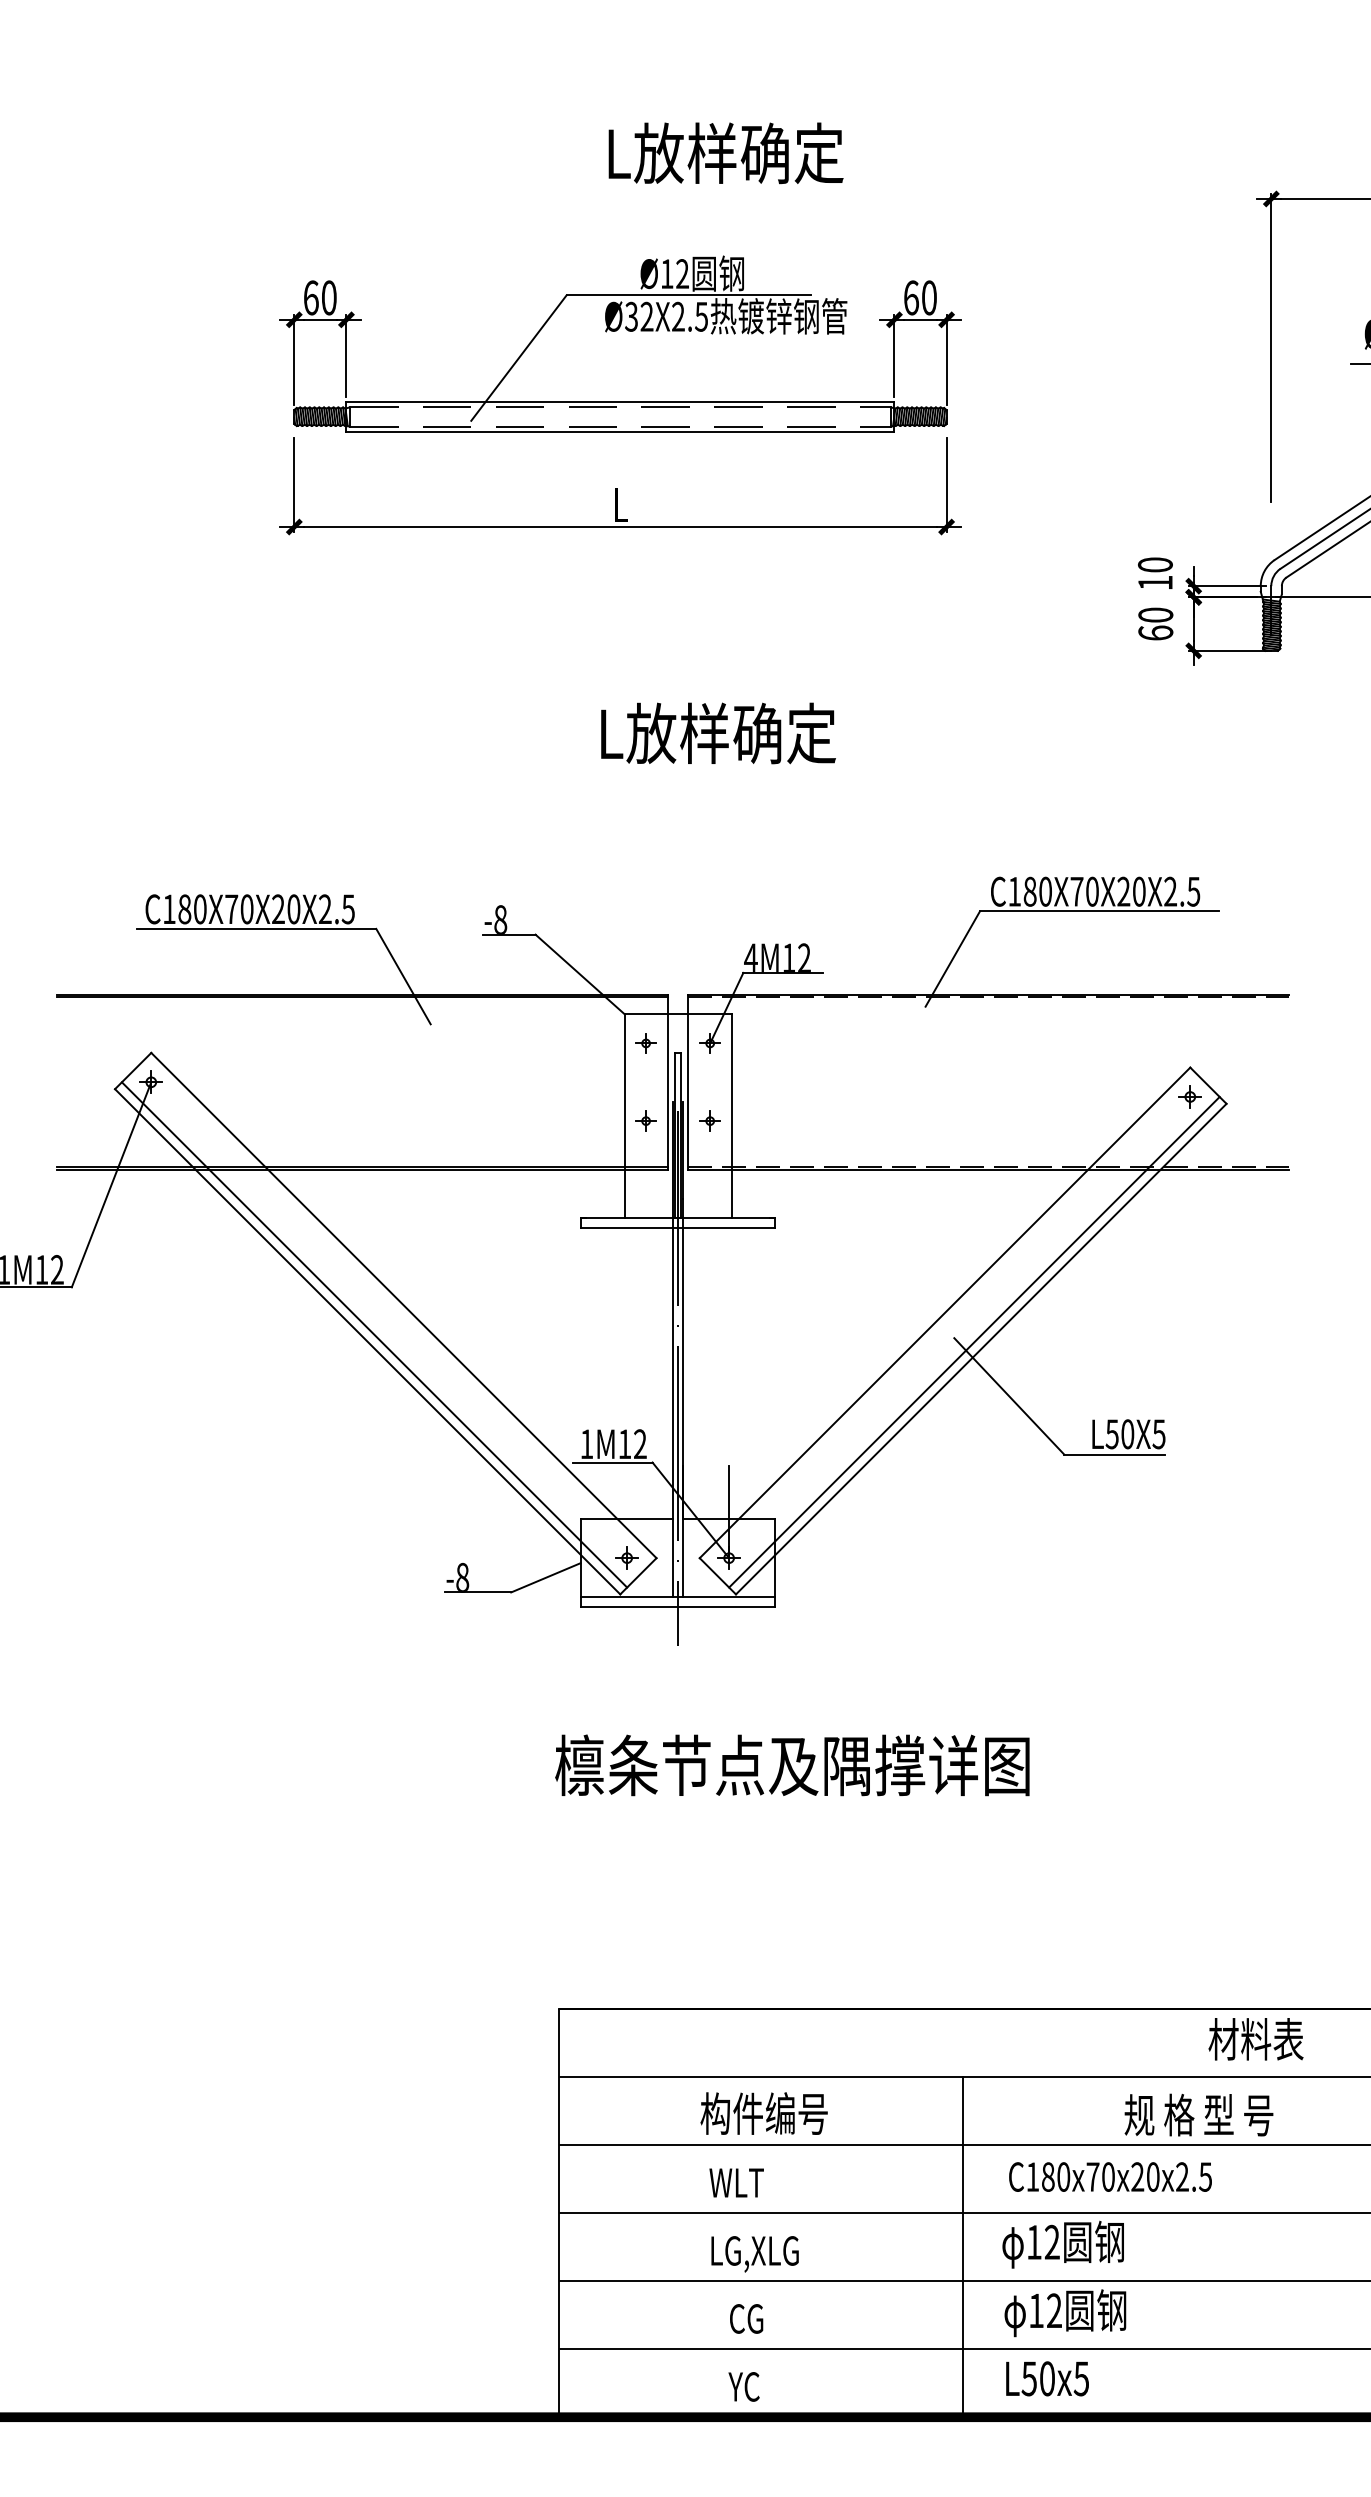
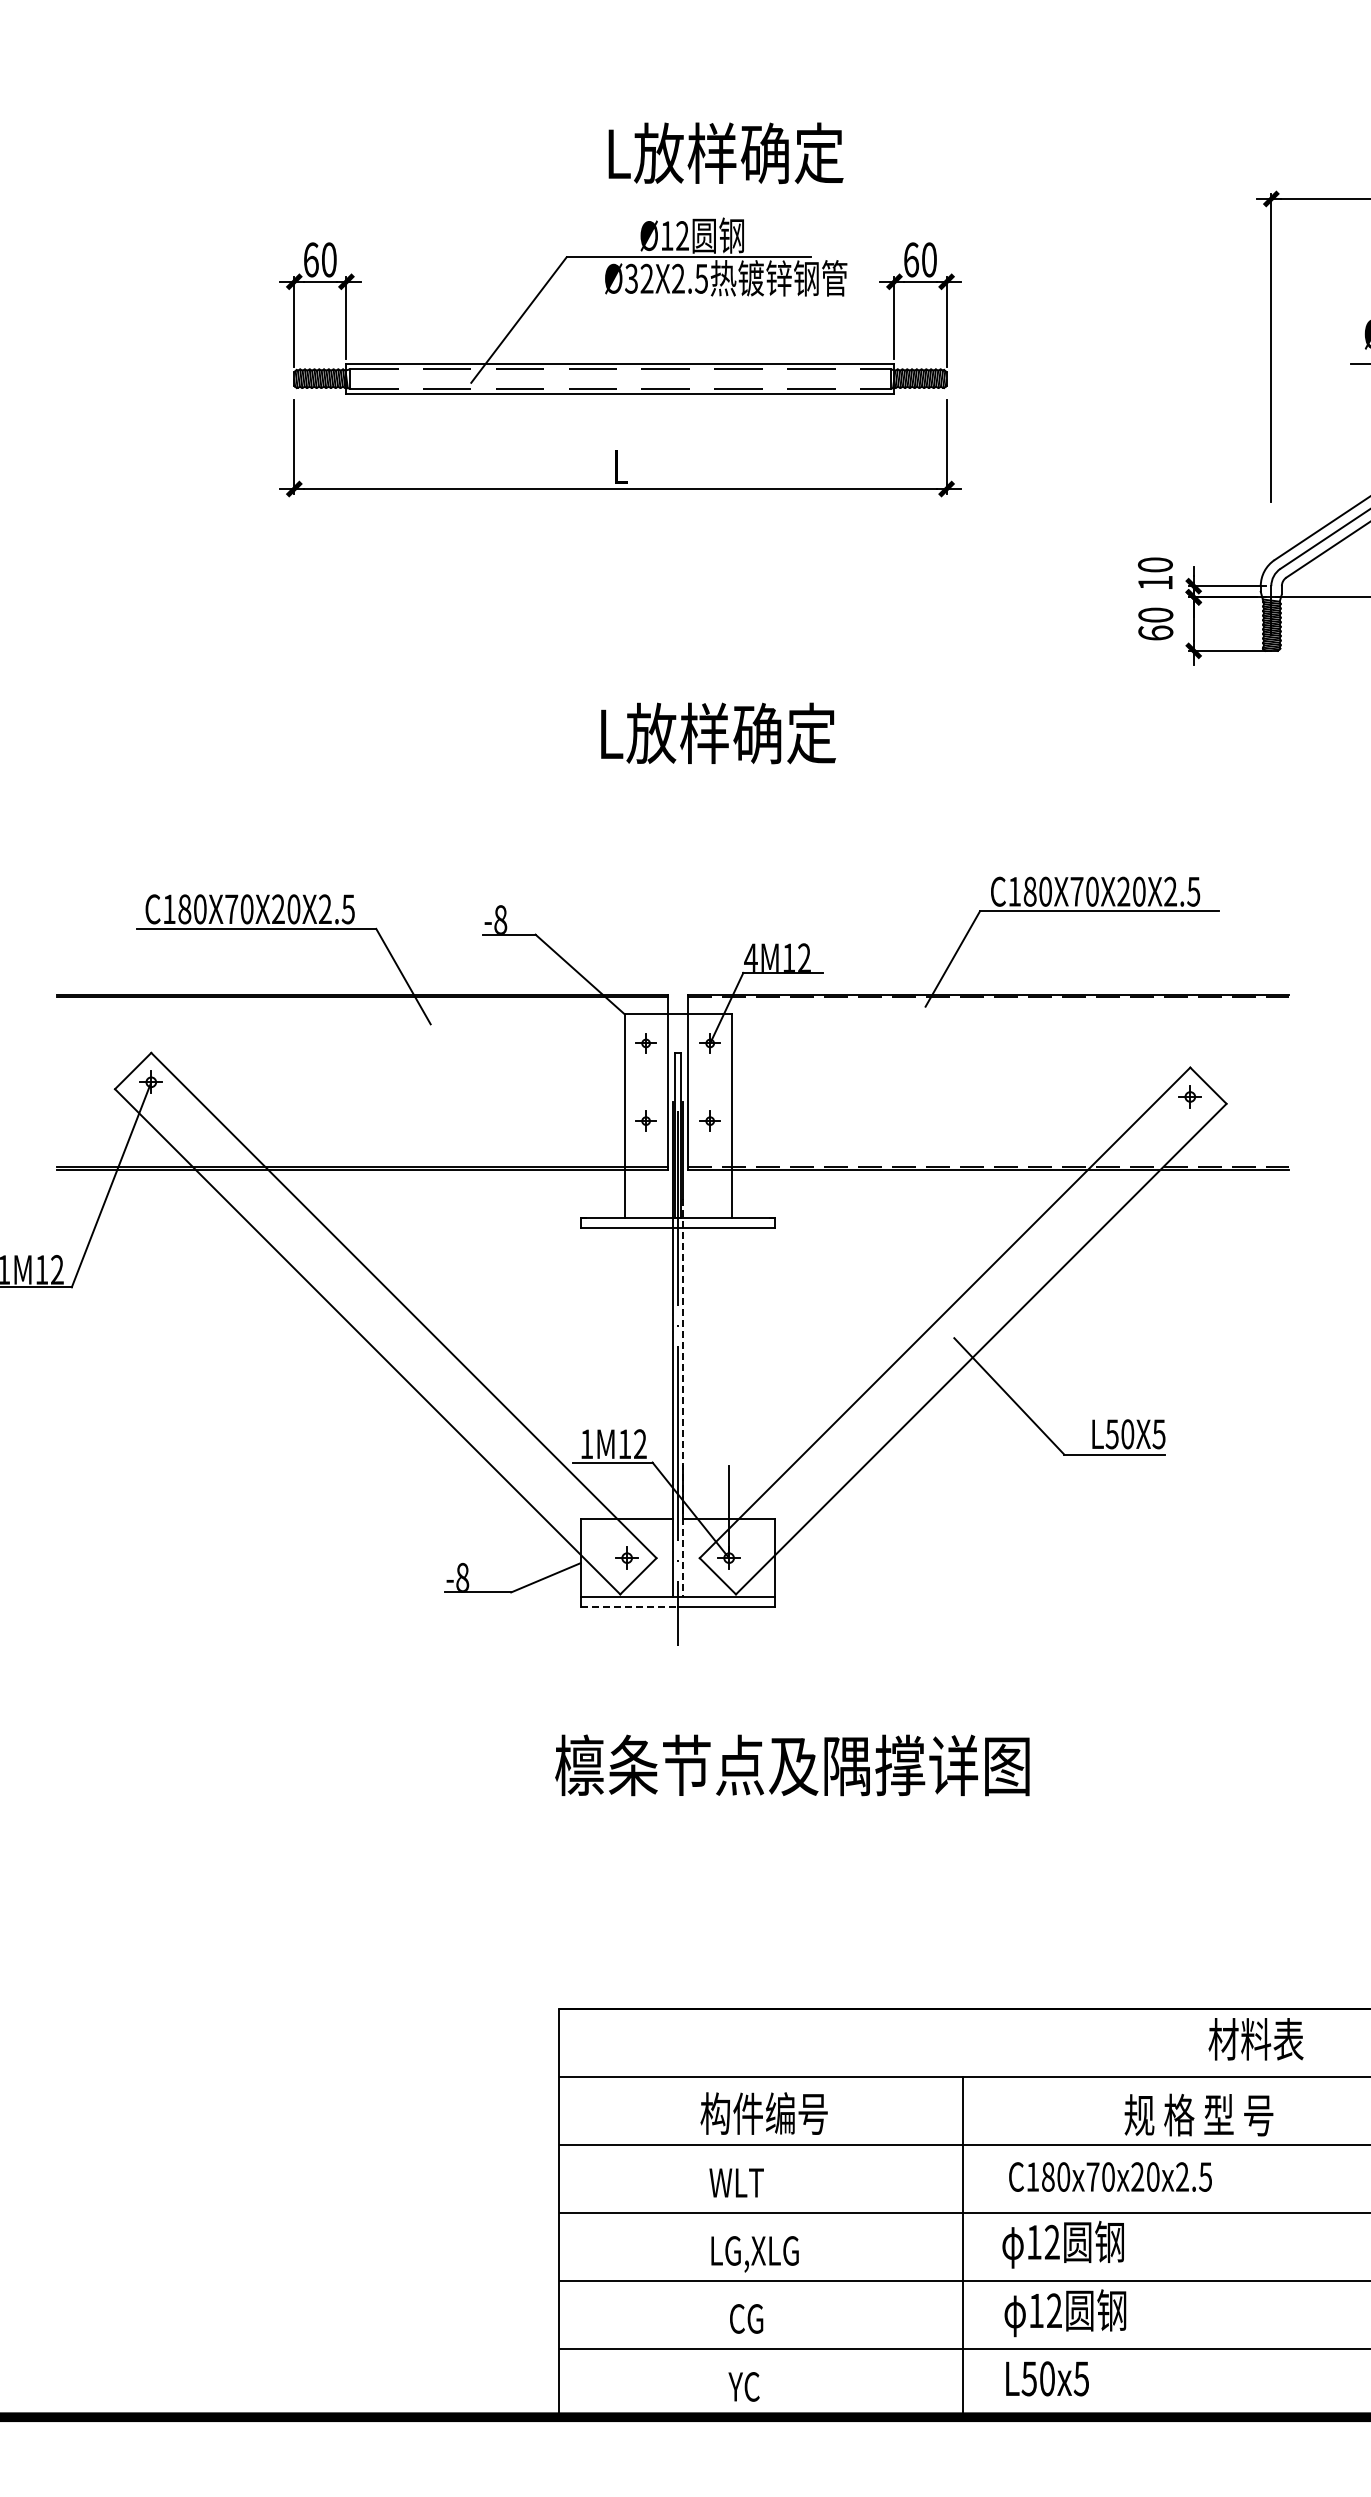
part position: (620, 395) -> (620, 357) (620, 357)
line: present -> none (374, 1334)
line: present -> none (974, 1341)
line: solid -> dashed (683, 1398)
line: solid -> dashed (629, 1606)
